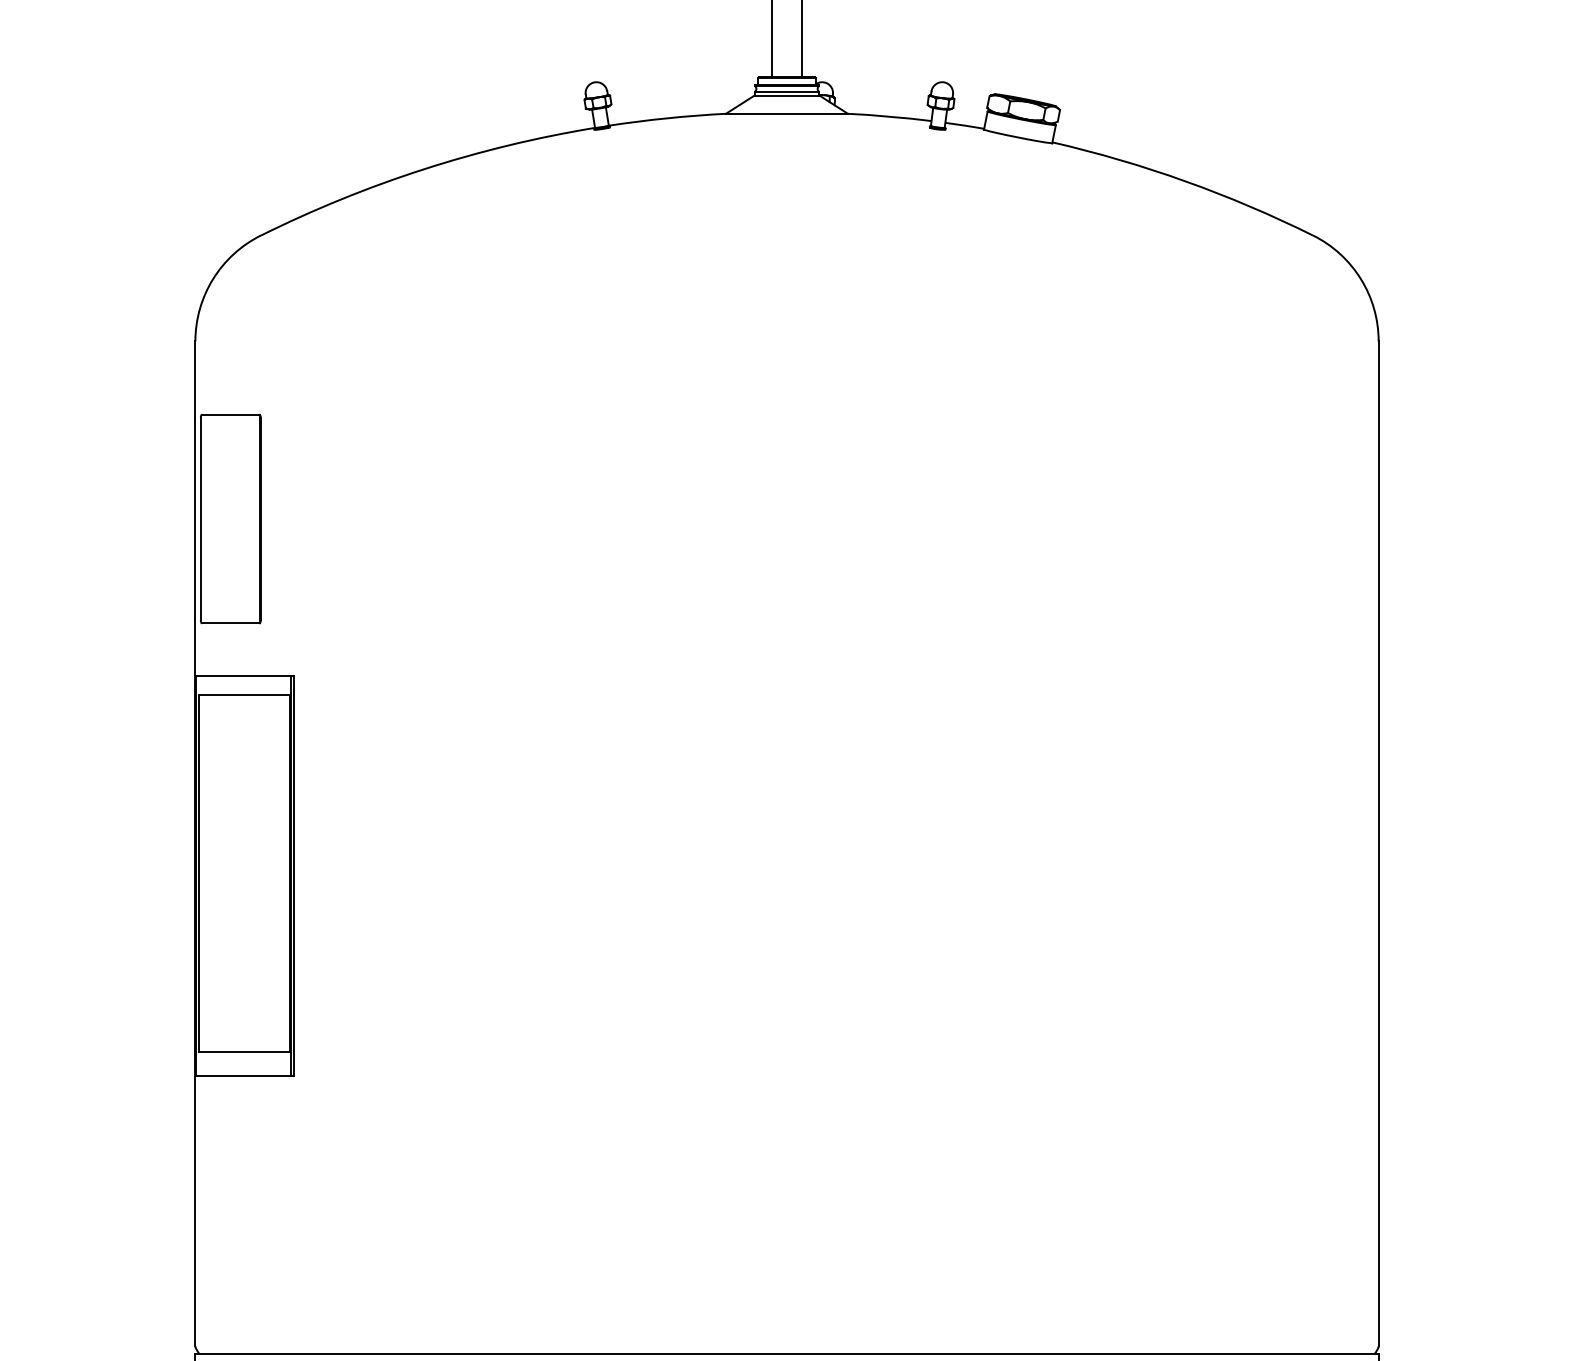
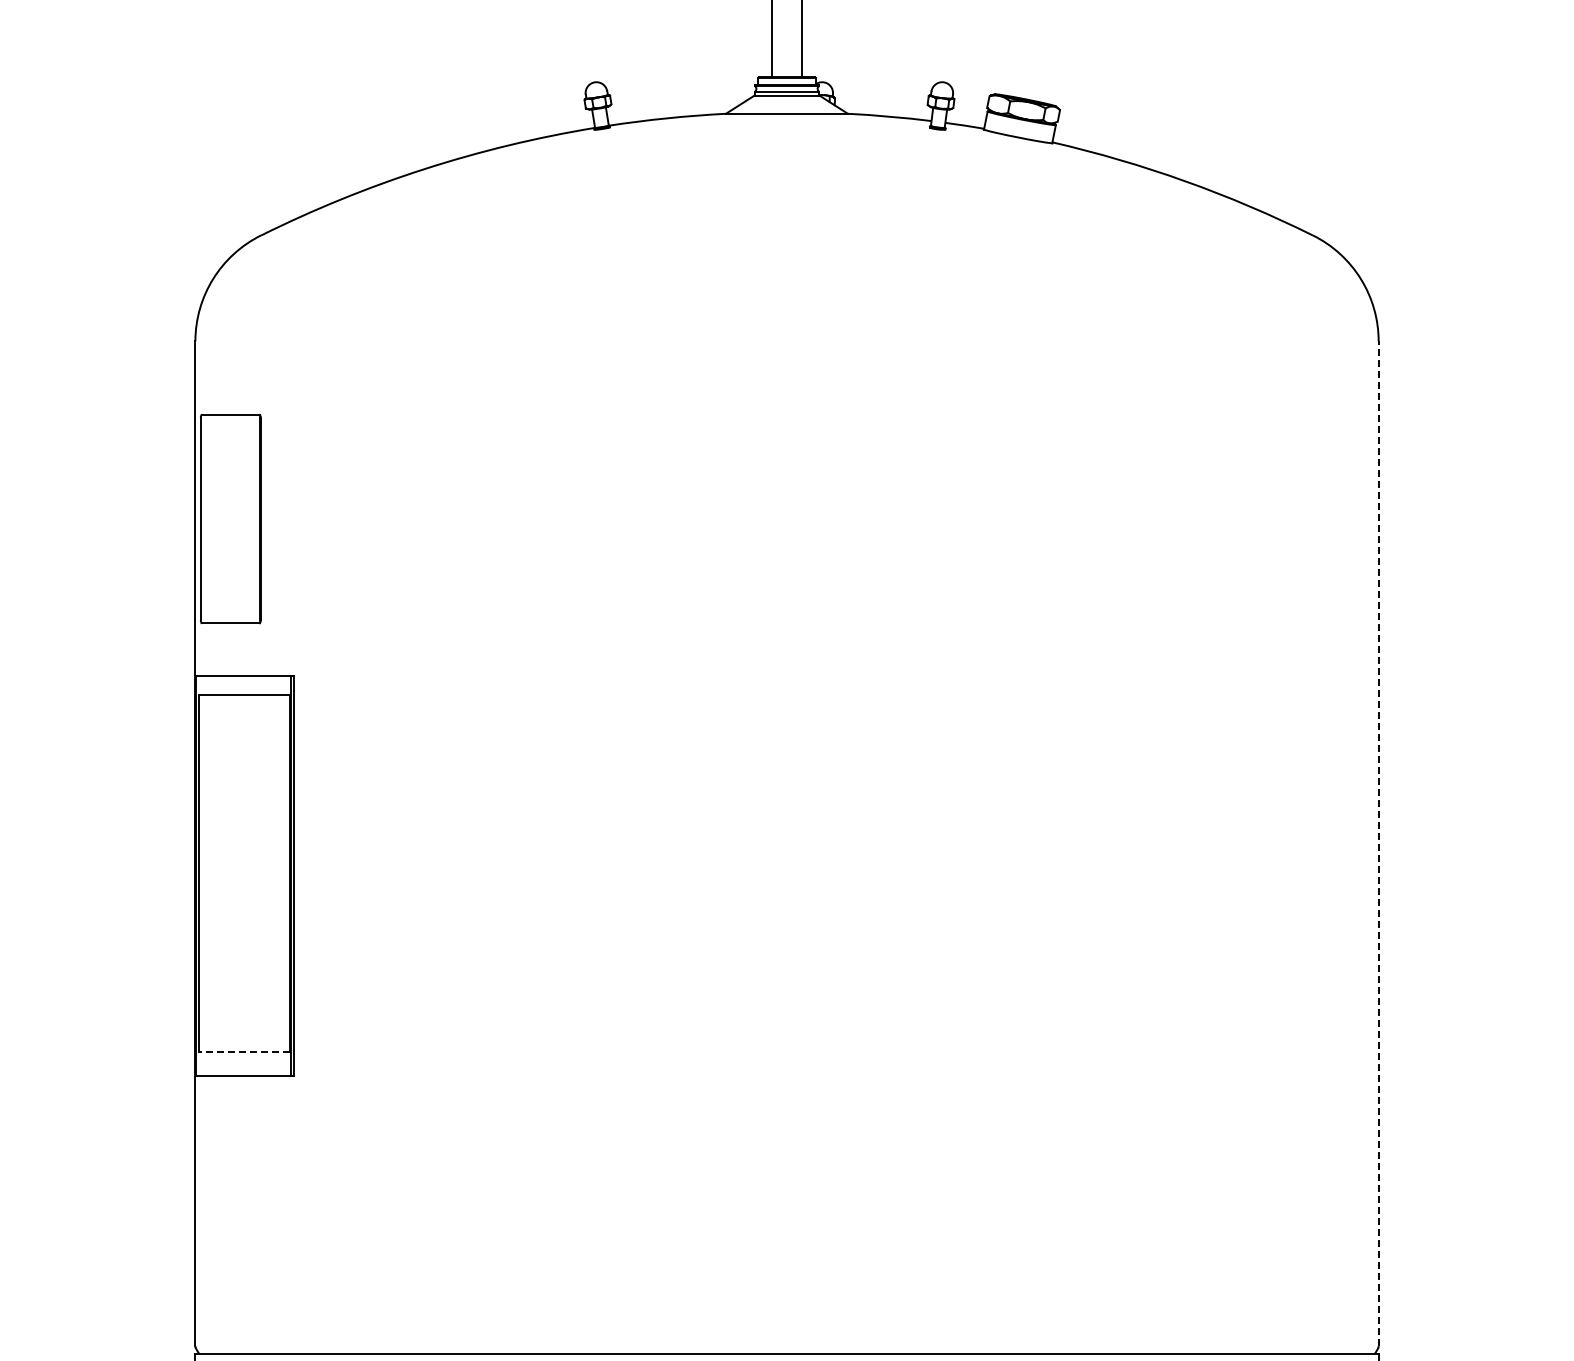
line: solid -> dashed (1378, 843)
line: solid -> dashed (243, 1051)
